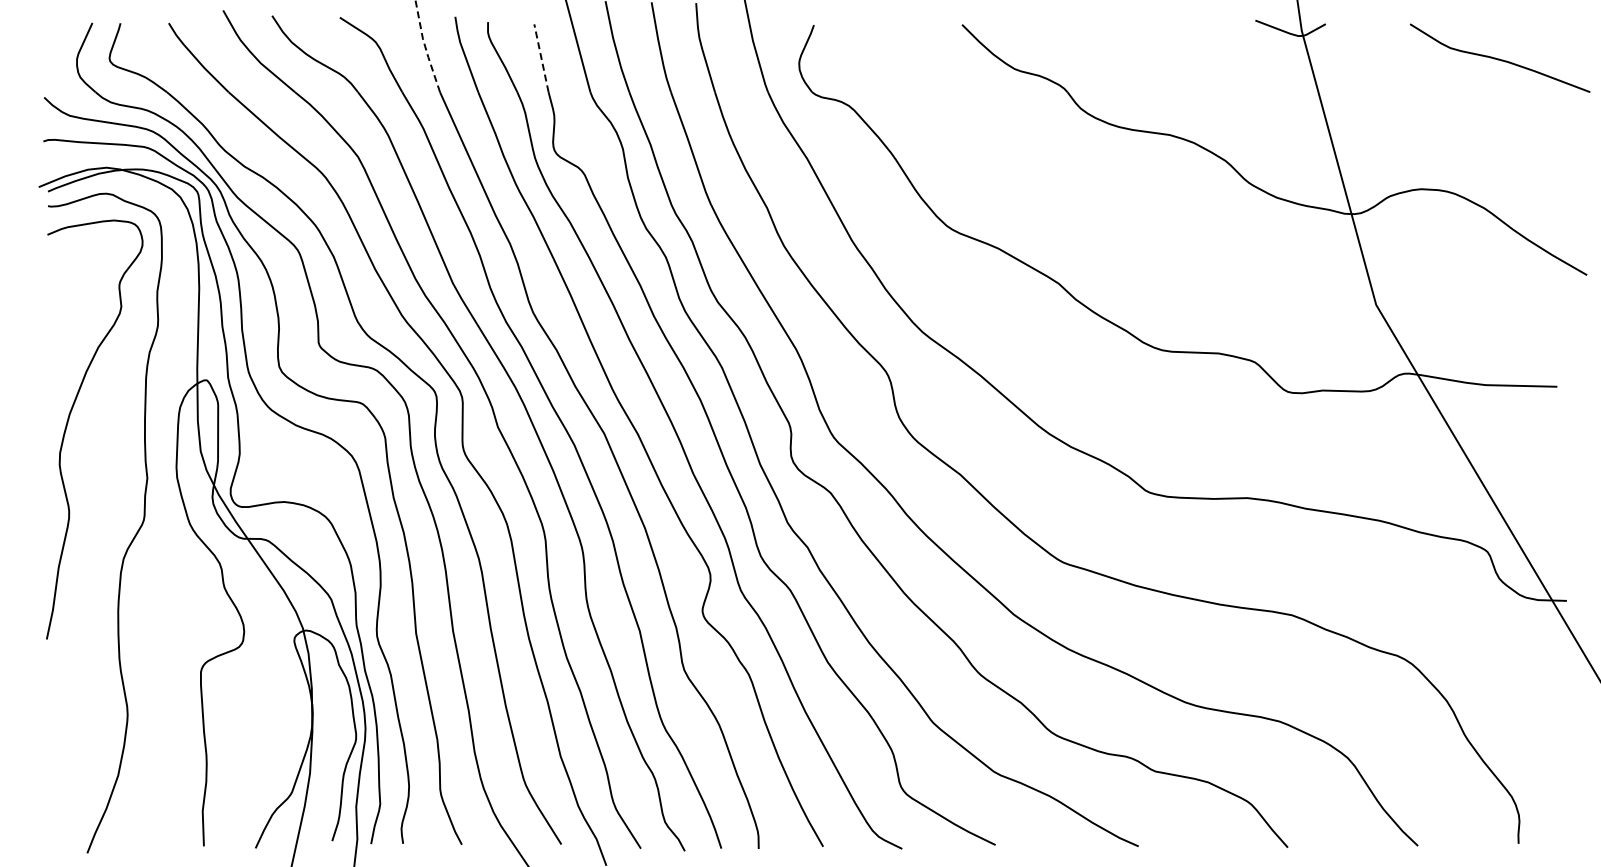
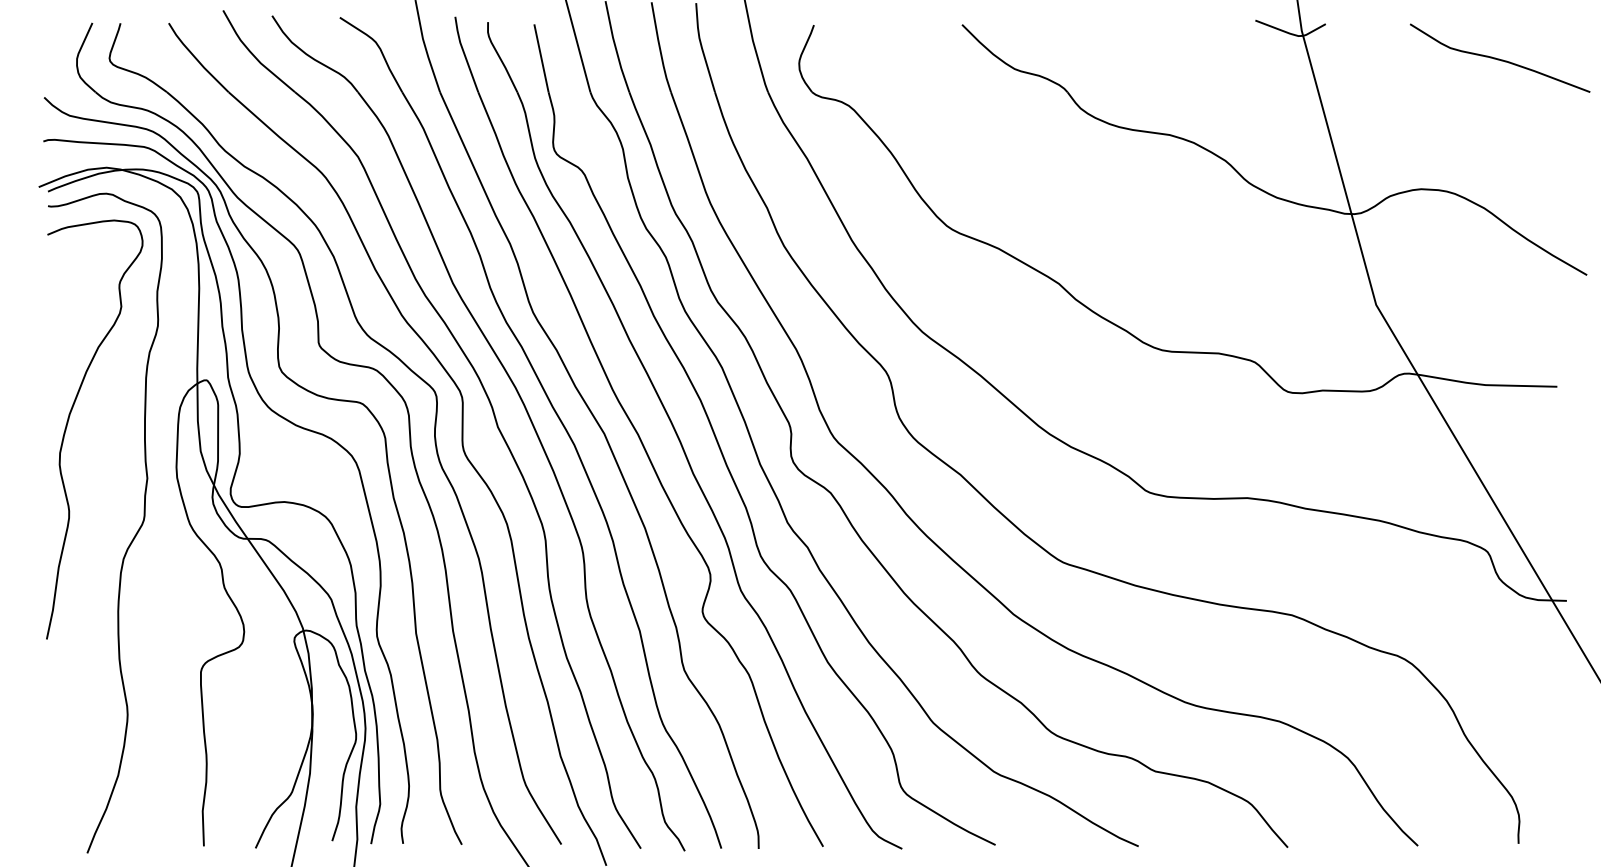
line: dashed -> solid (425, 46)
line: dashed -> solid (541, 58)
